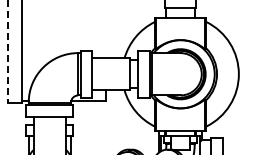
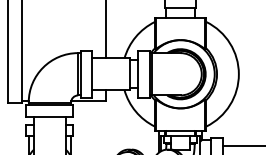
line: none -> present (106, 30)
line: dashed -> solid (7, 52)
line: none -> present (242, 145)
